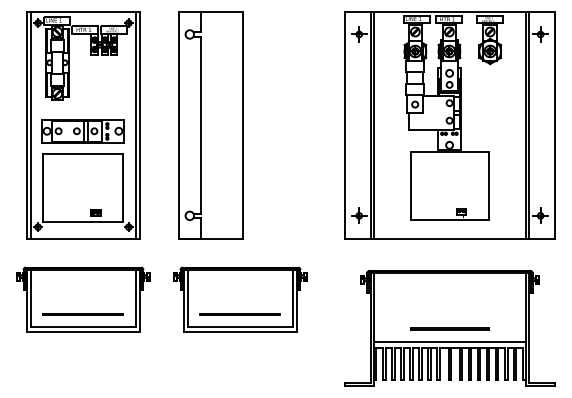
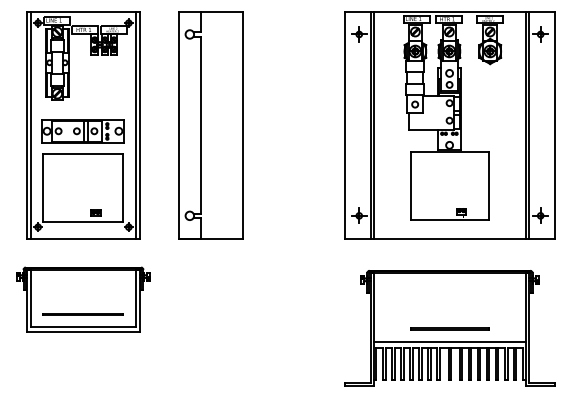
part: present -> none (240, 299)
